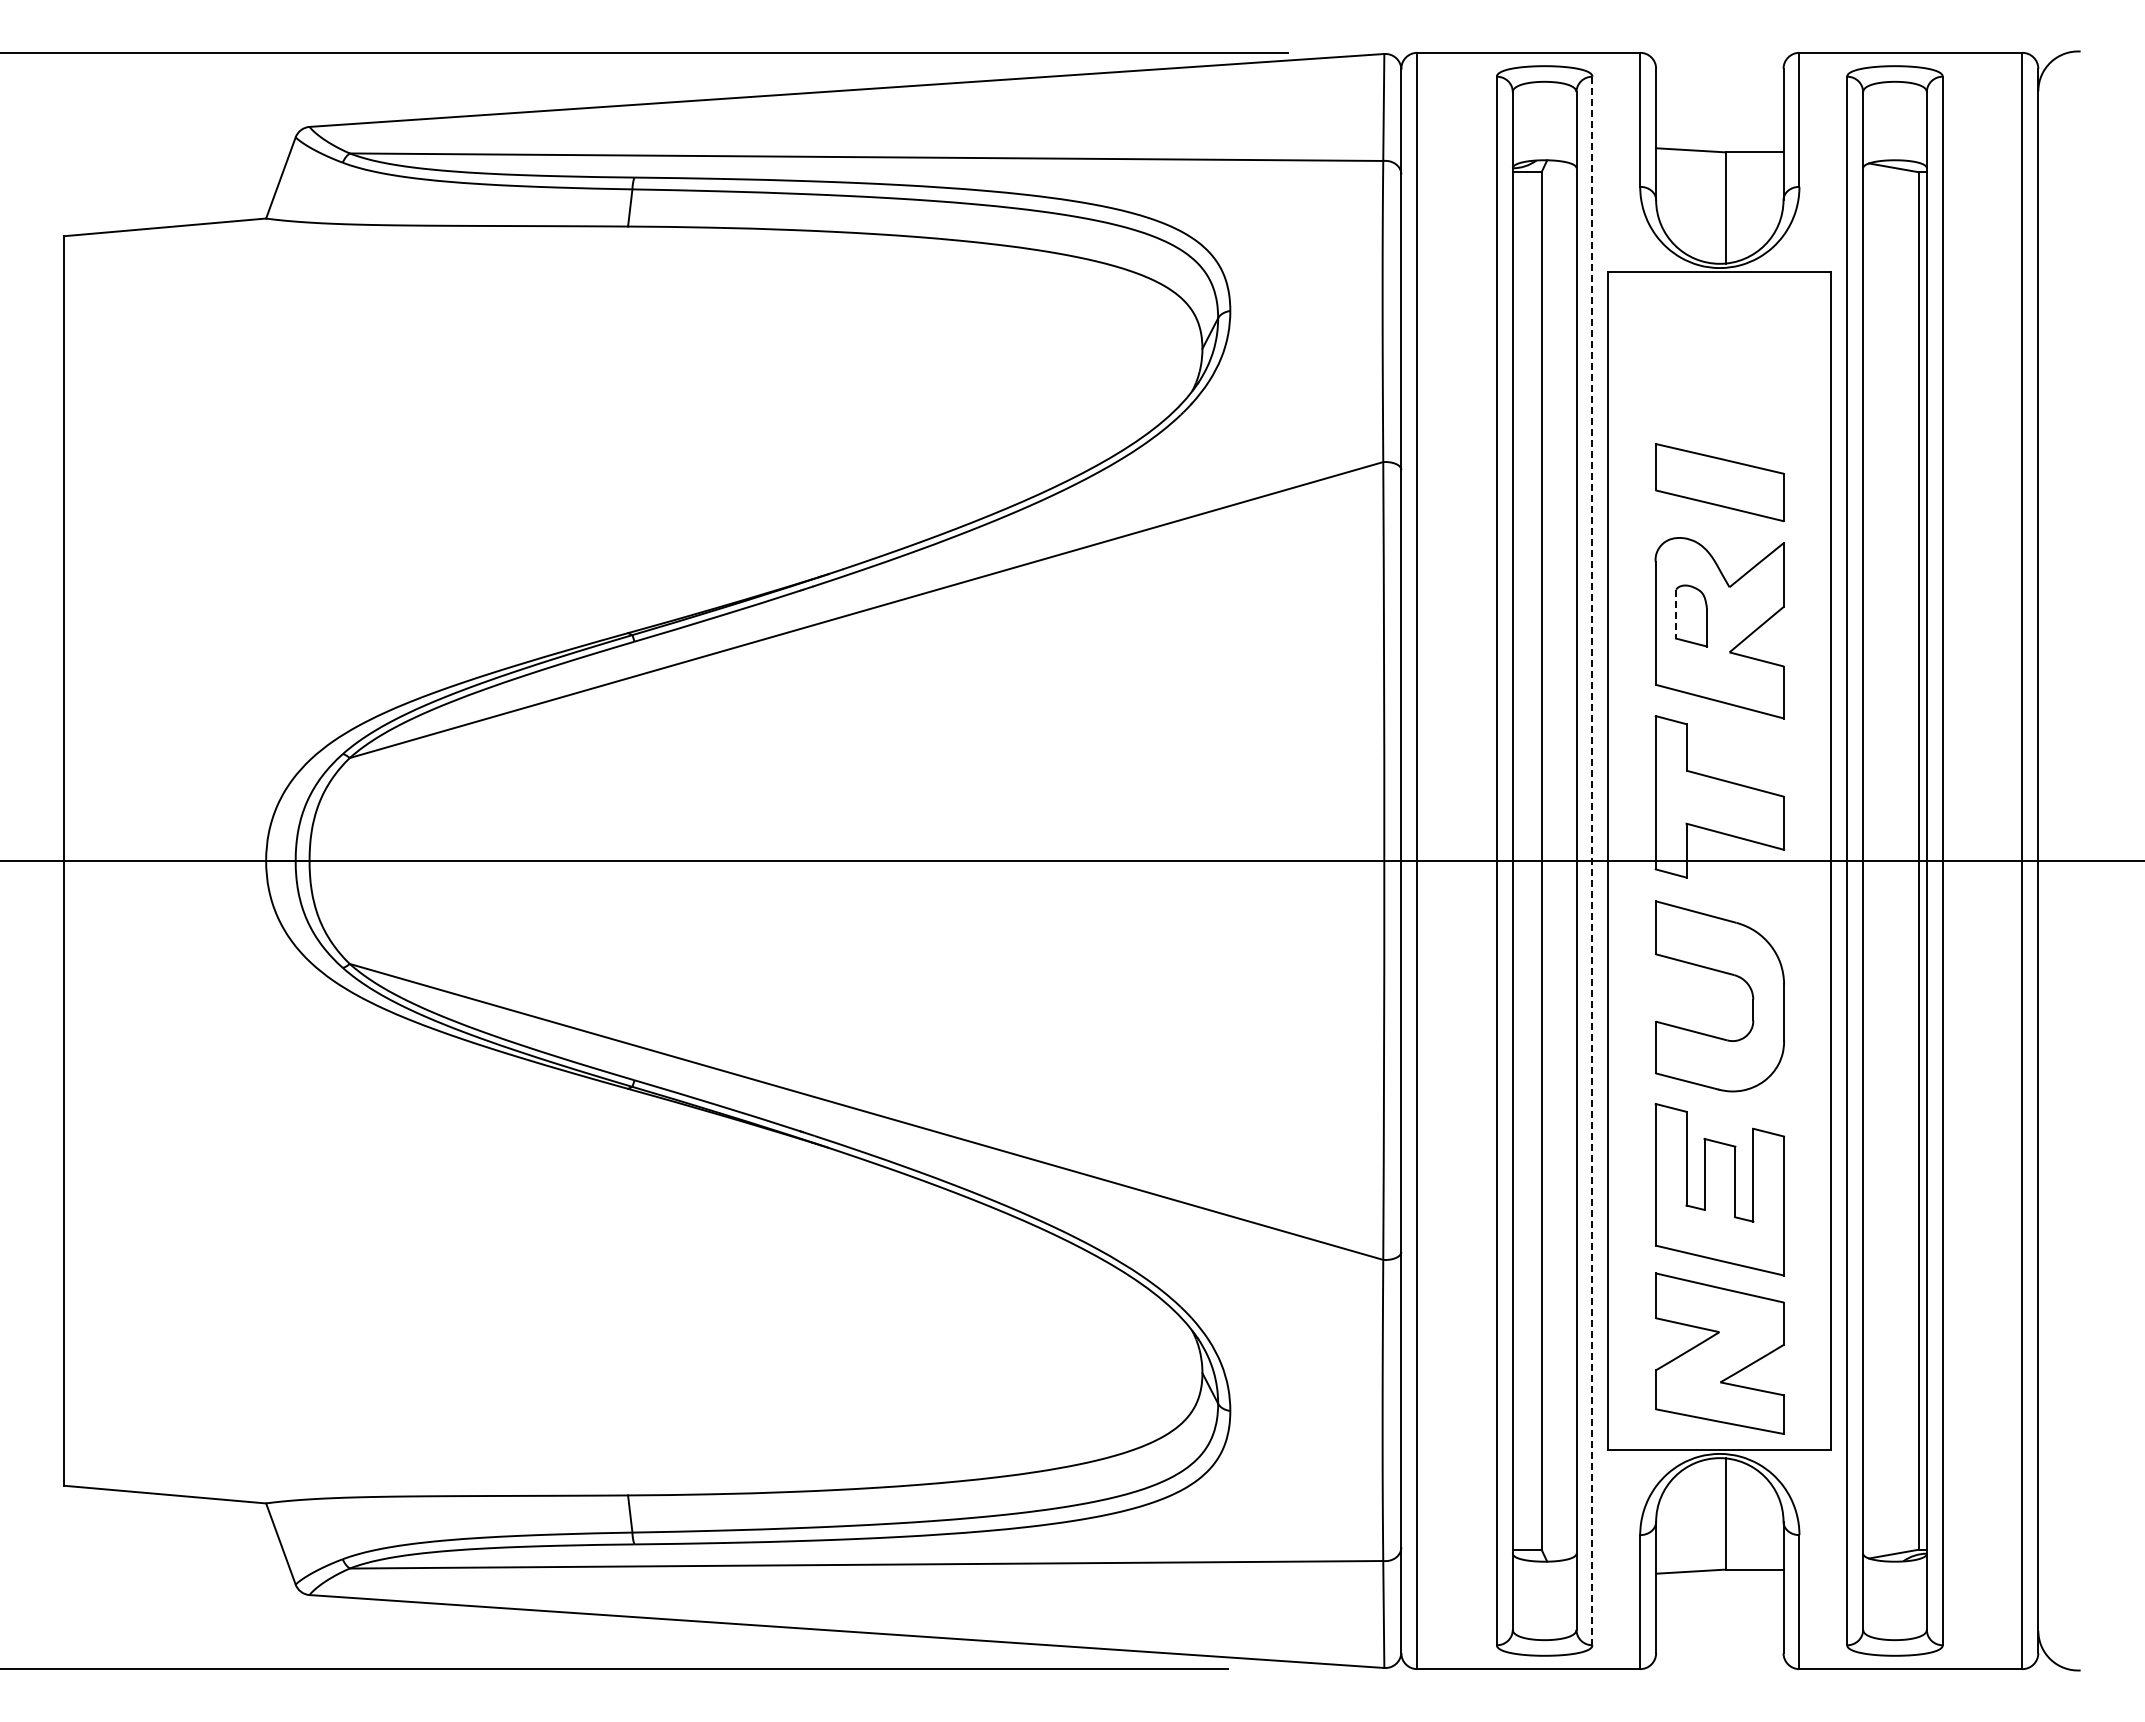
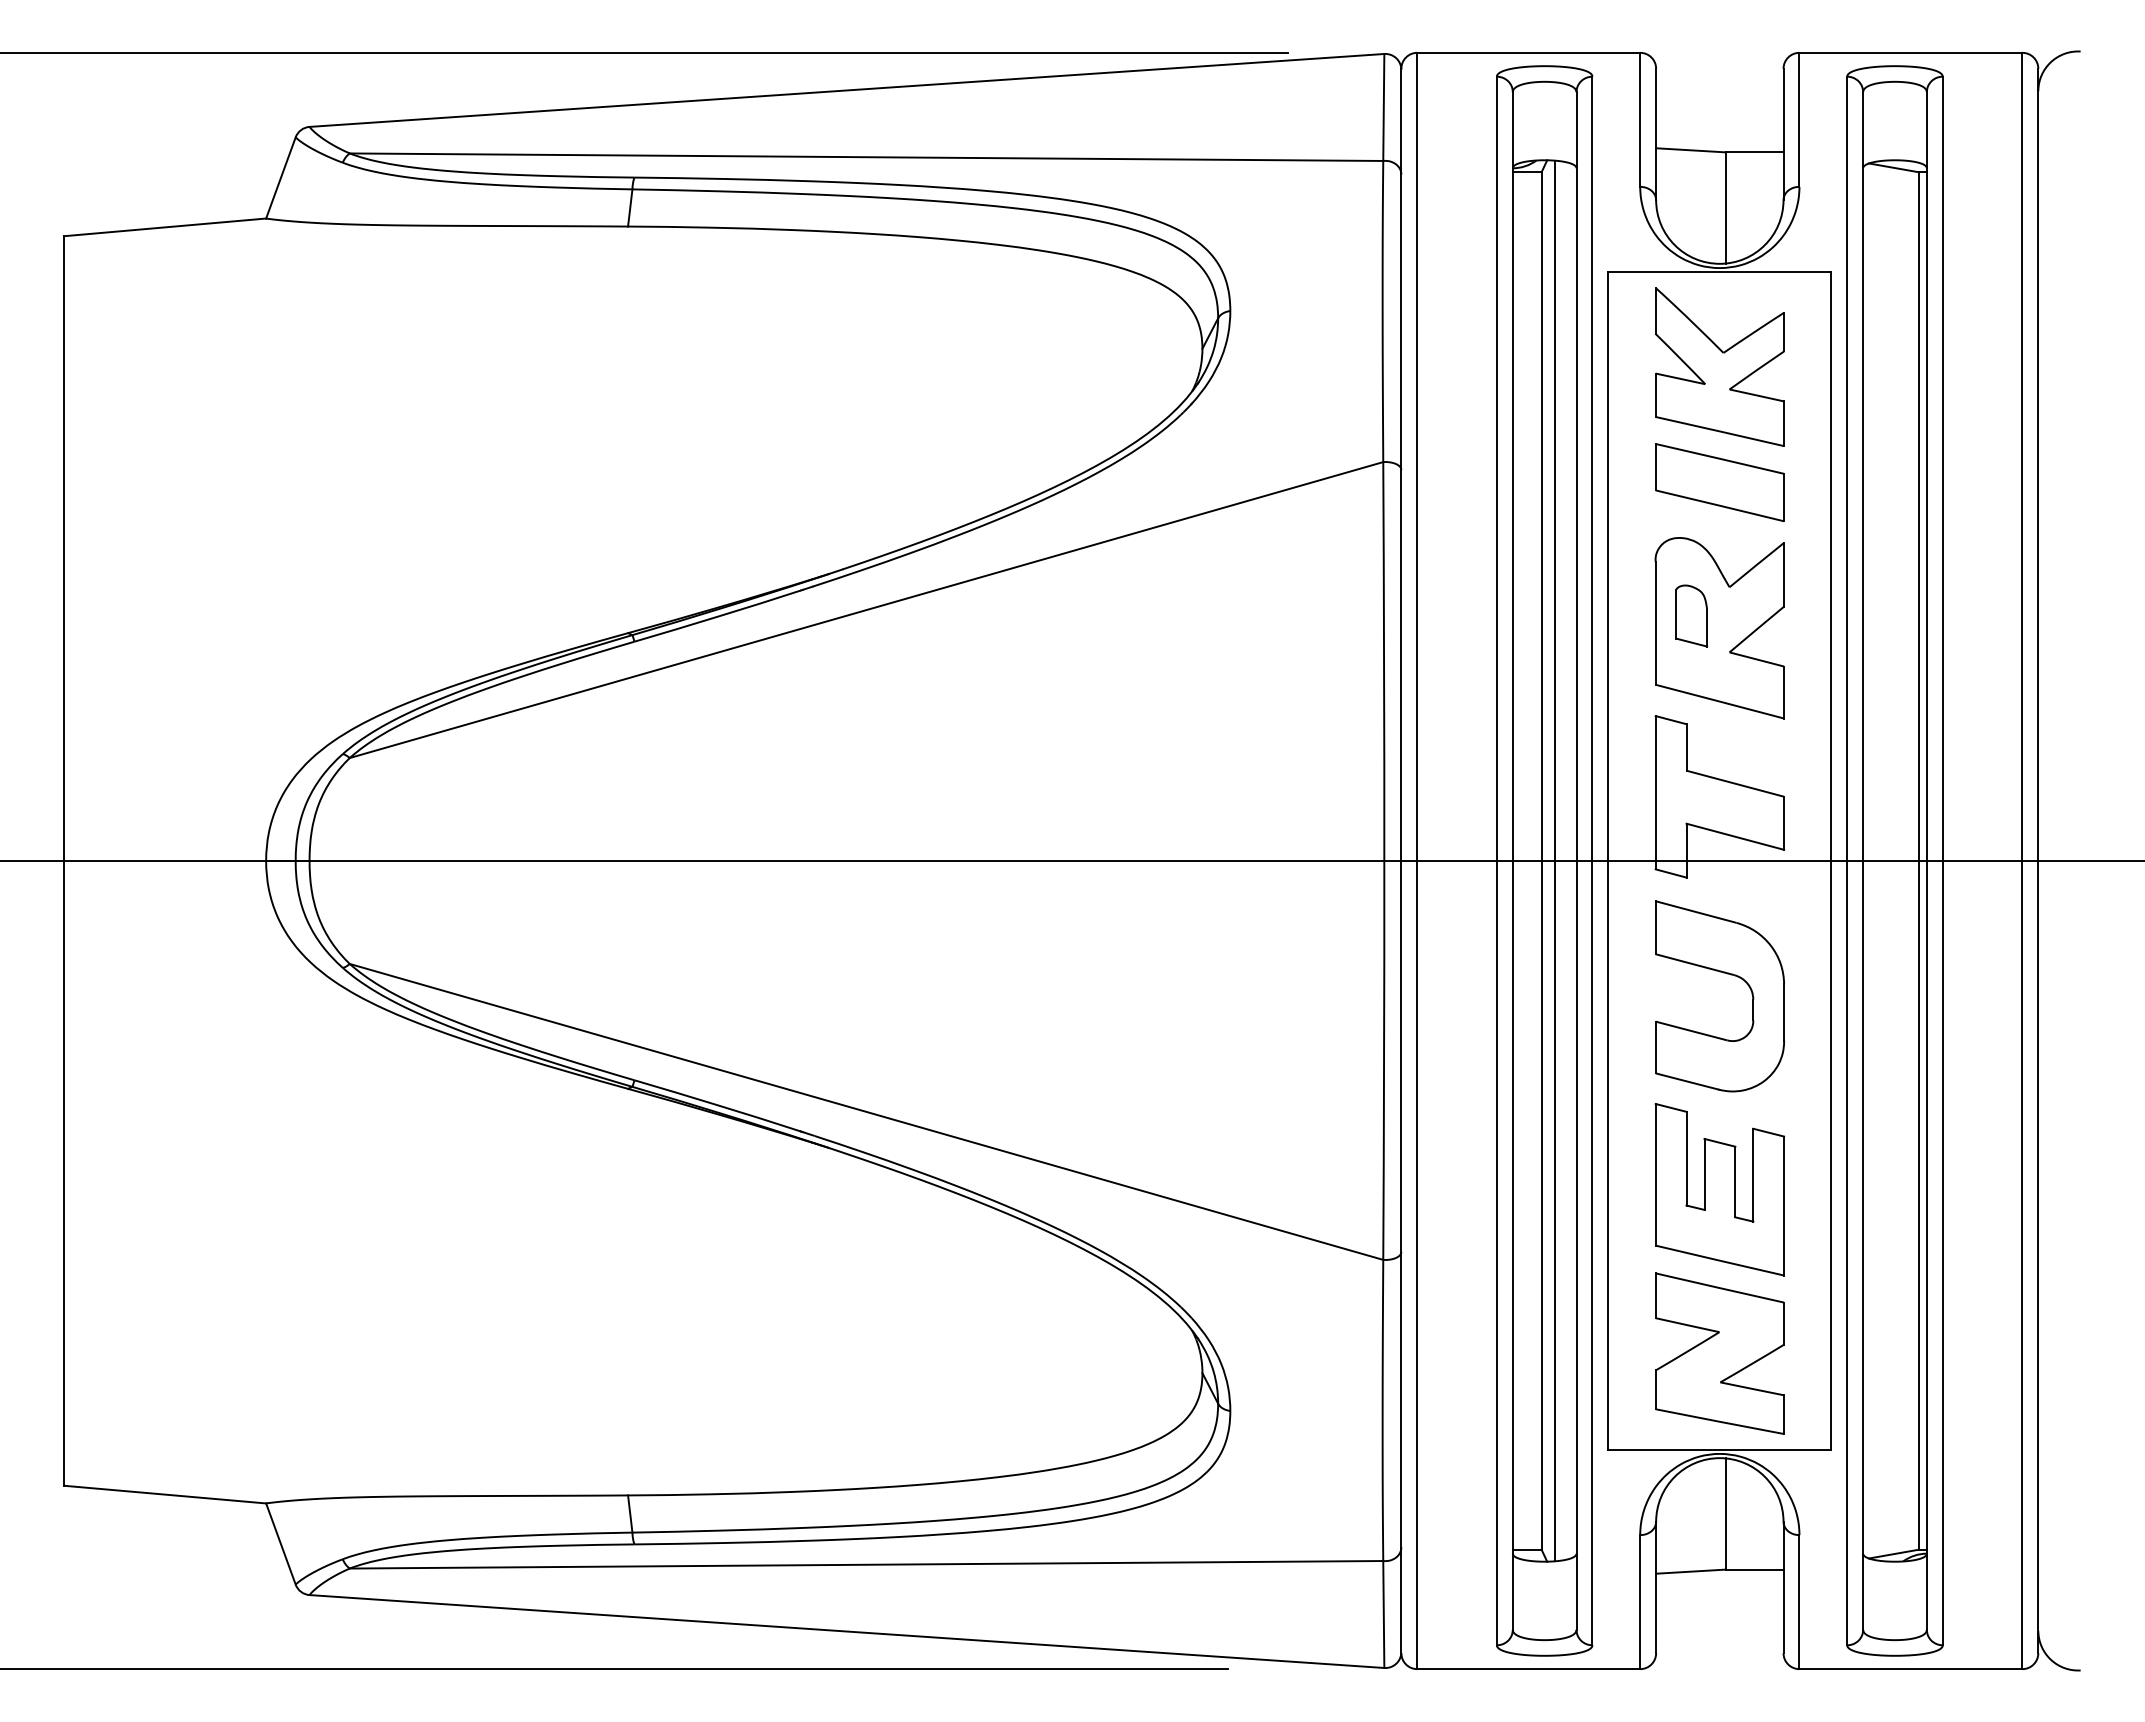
part: none -> present (1719, 366)
line: dashed -> solid (1676, 614)
line: none -> present (1554, 860)
line: dashed -> solid (1592, 861)
